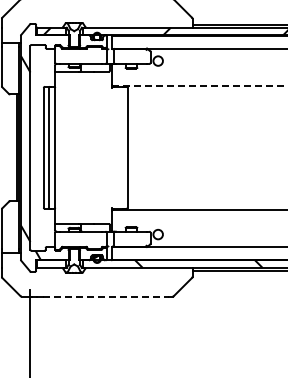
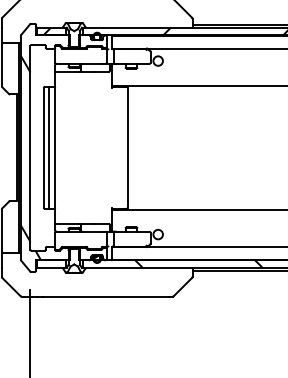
line: dashed -> solid (200, 85)
line: dashed -> solid (106, 296)
